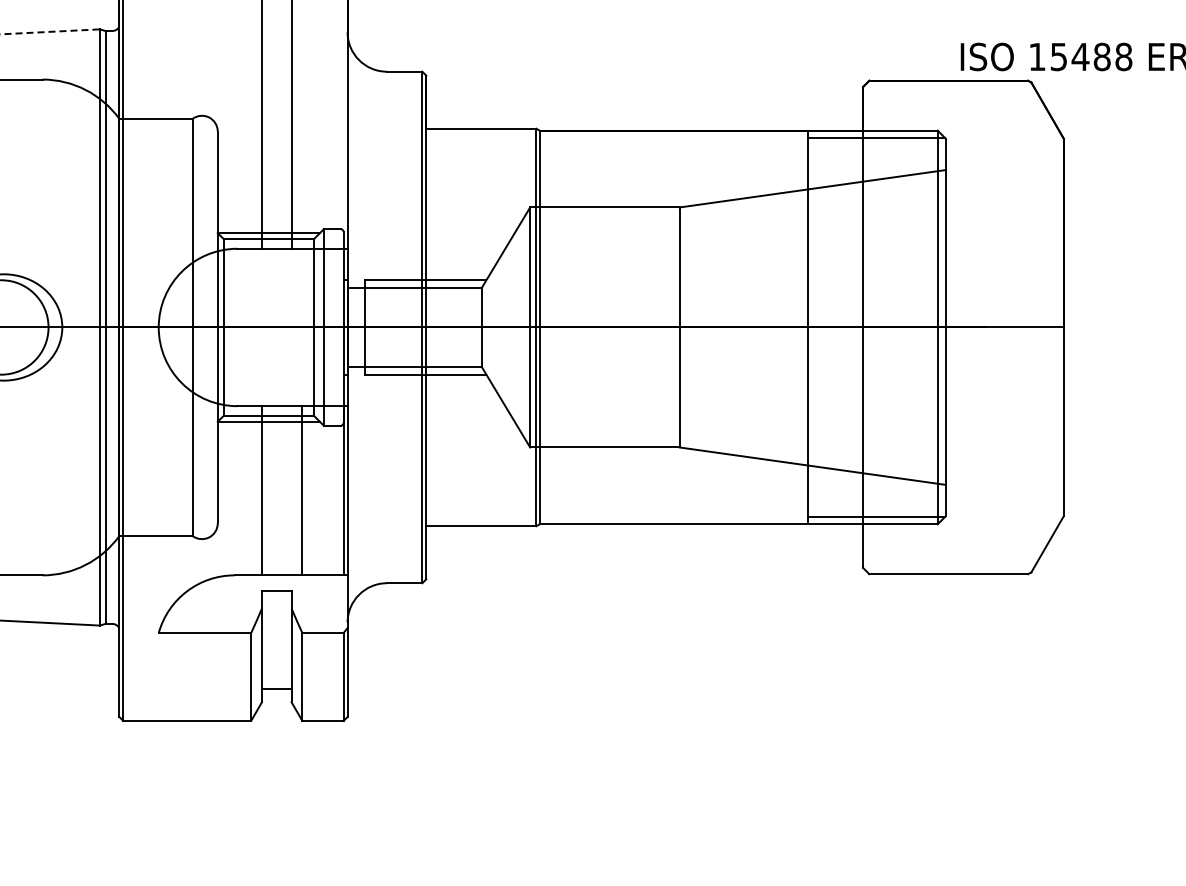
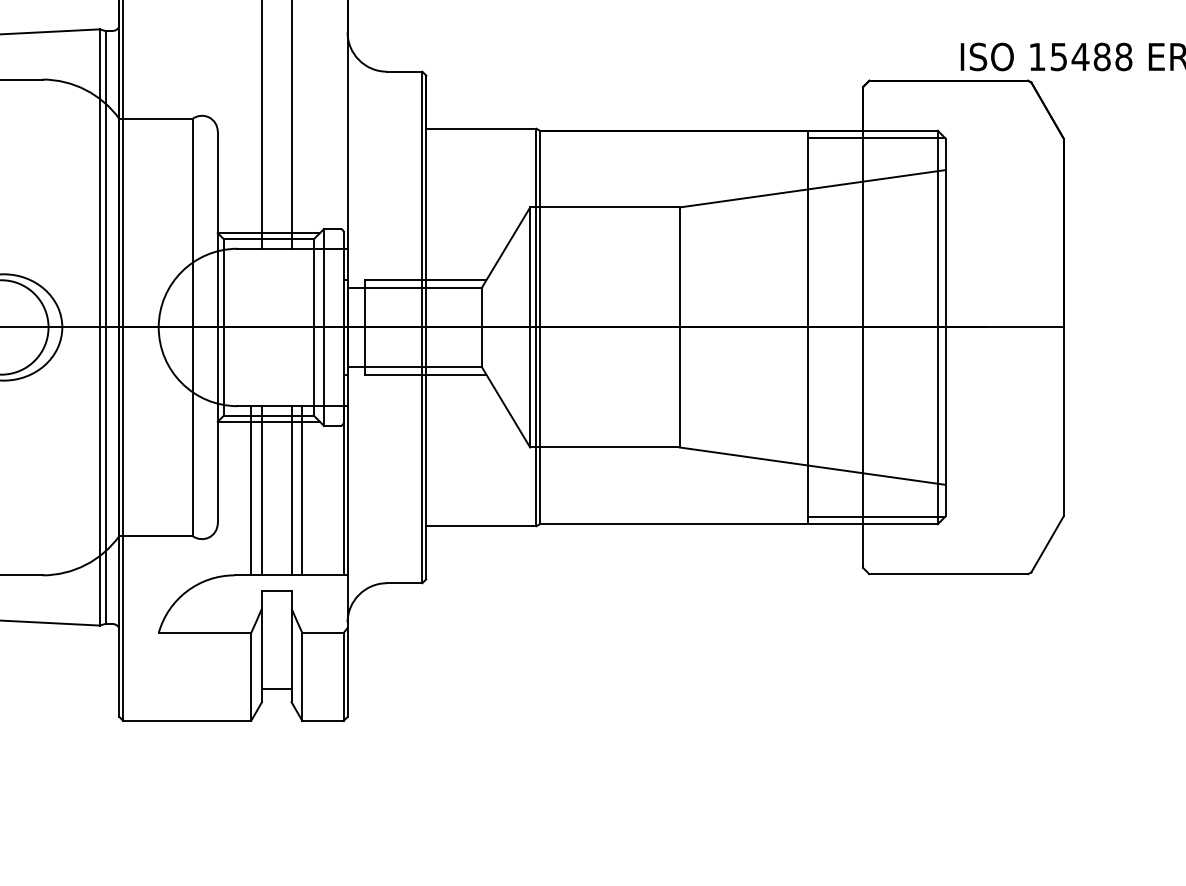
line: dashed -> solid (49, 31)
line: none -> present (251, 490)
line: none -> present (291, 490)
